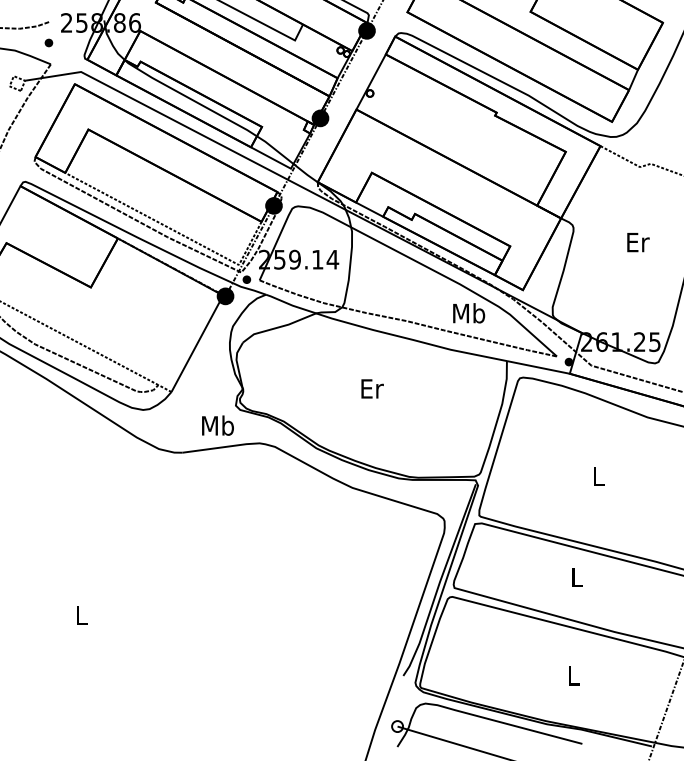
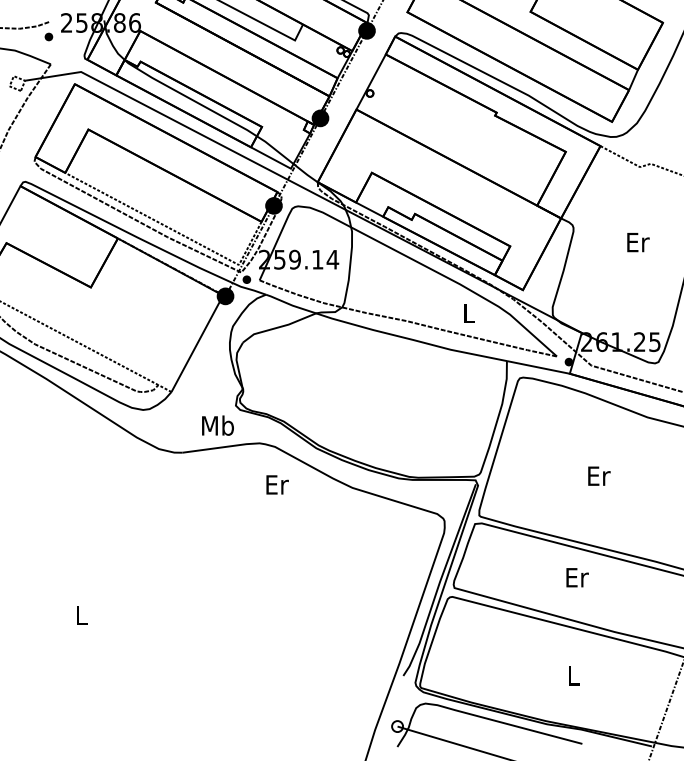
part position: (48, 42) -> (48, 36) (48, 36)
text: Mb -> L (469, 313)
text position: (372, 388) -> (277, 484) (277, 484)
text: L -> Er (599, 475)
text: L -> Er (577, 577)
